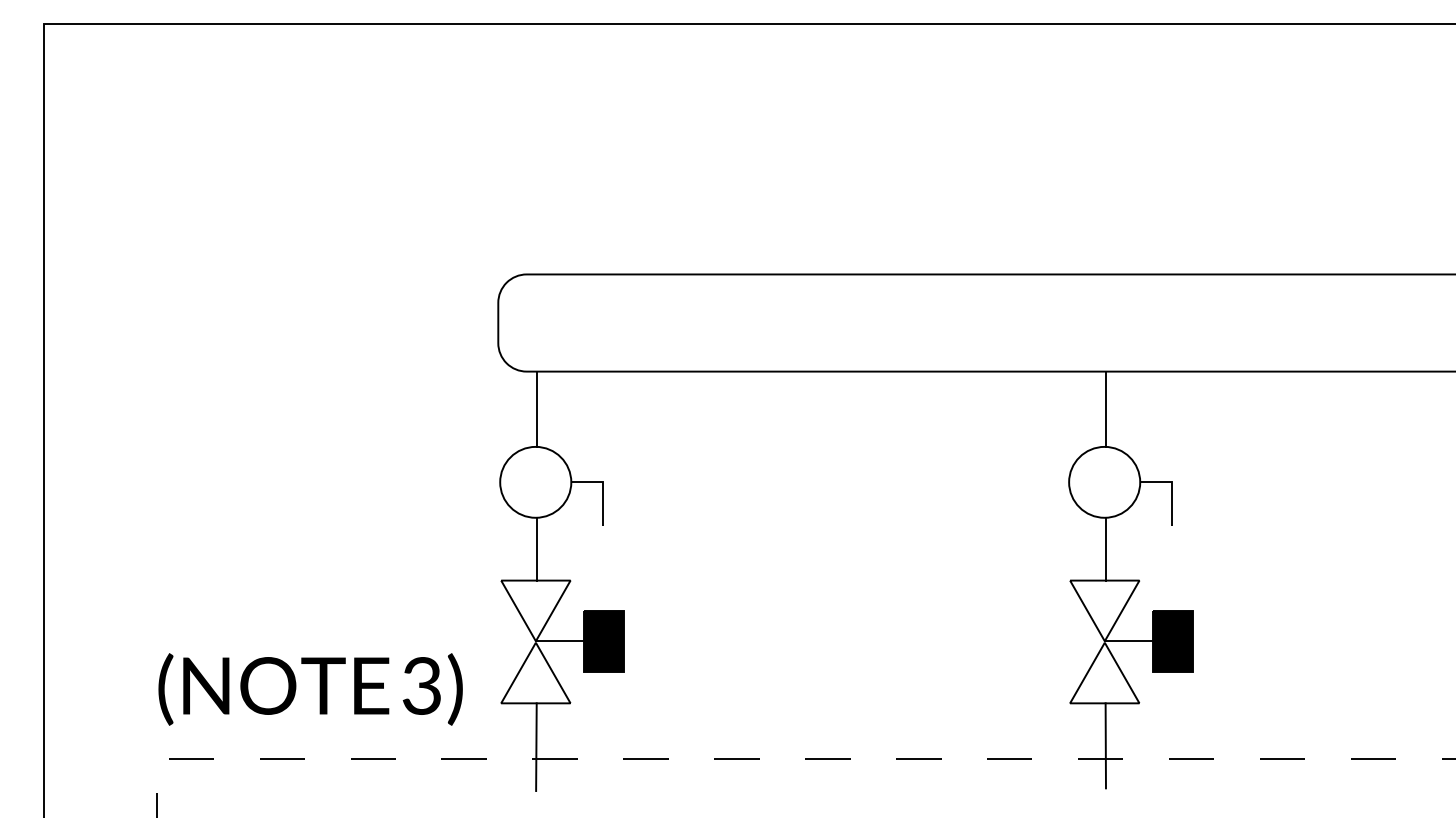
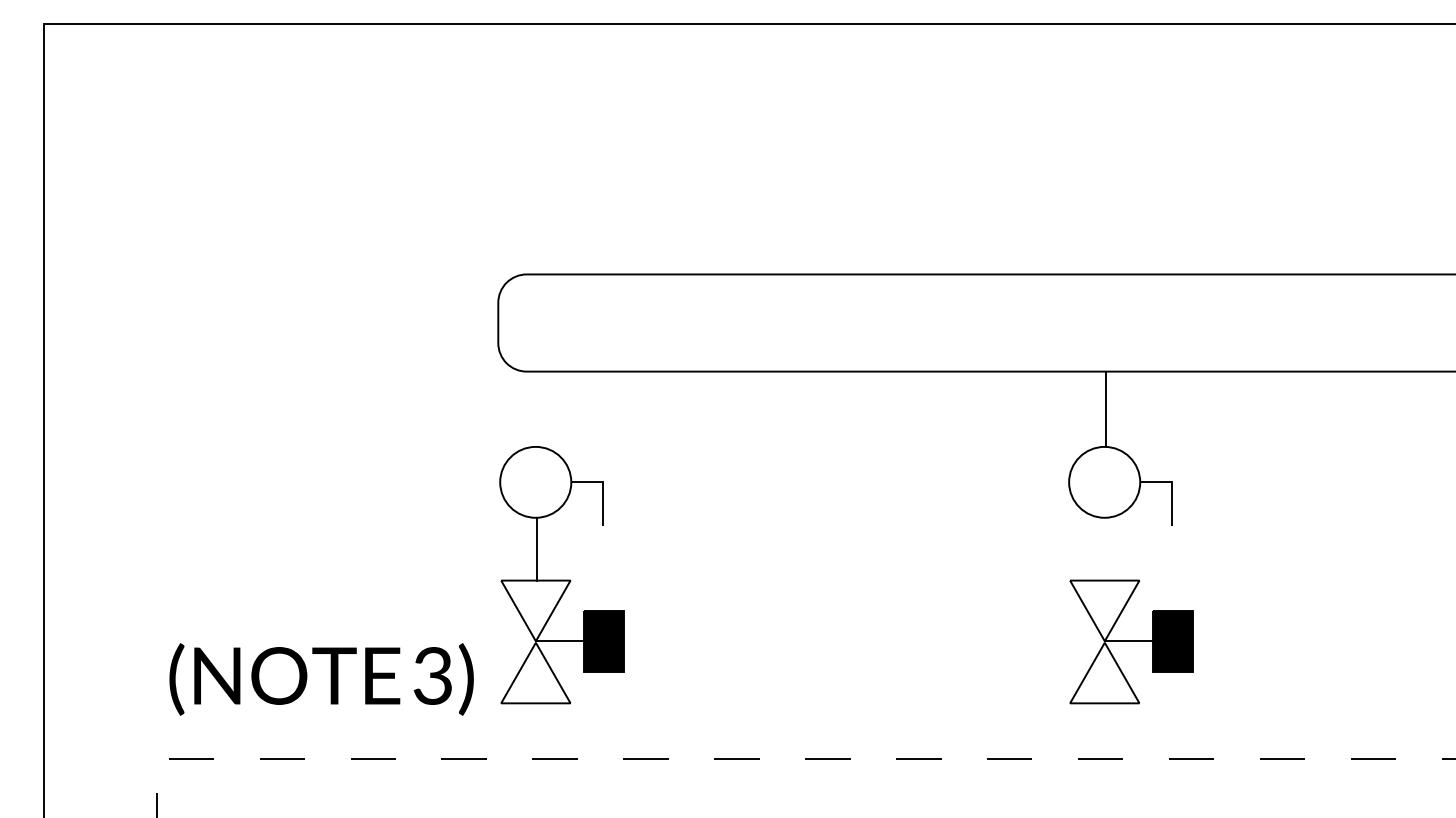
line: present -> none (536, 409)
line: present -> none (1105, 549)
text position: (310, 689) -> (321, 679) (321, 679)
line: present -> none (1105, 745)
line: present -> none (536, 746)
